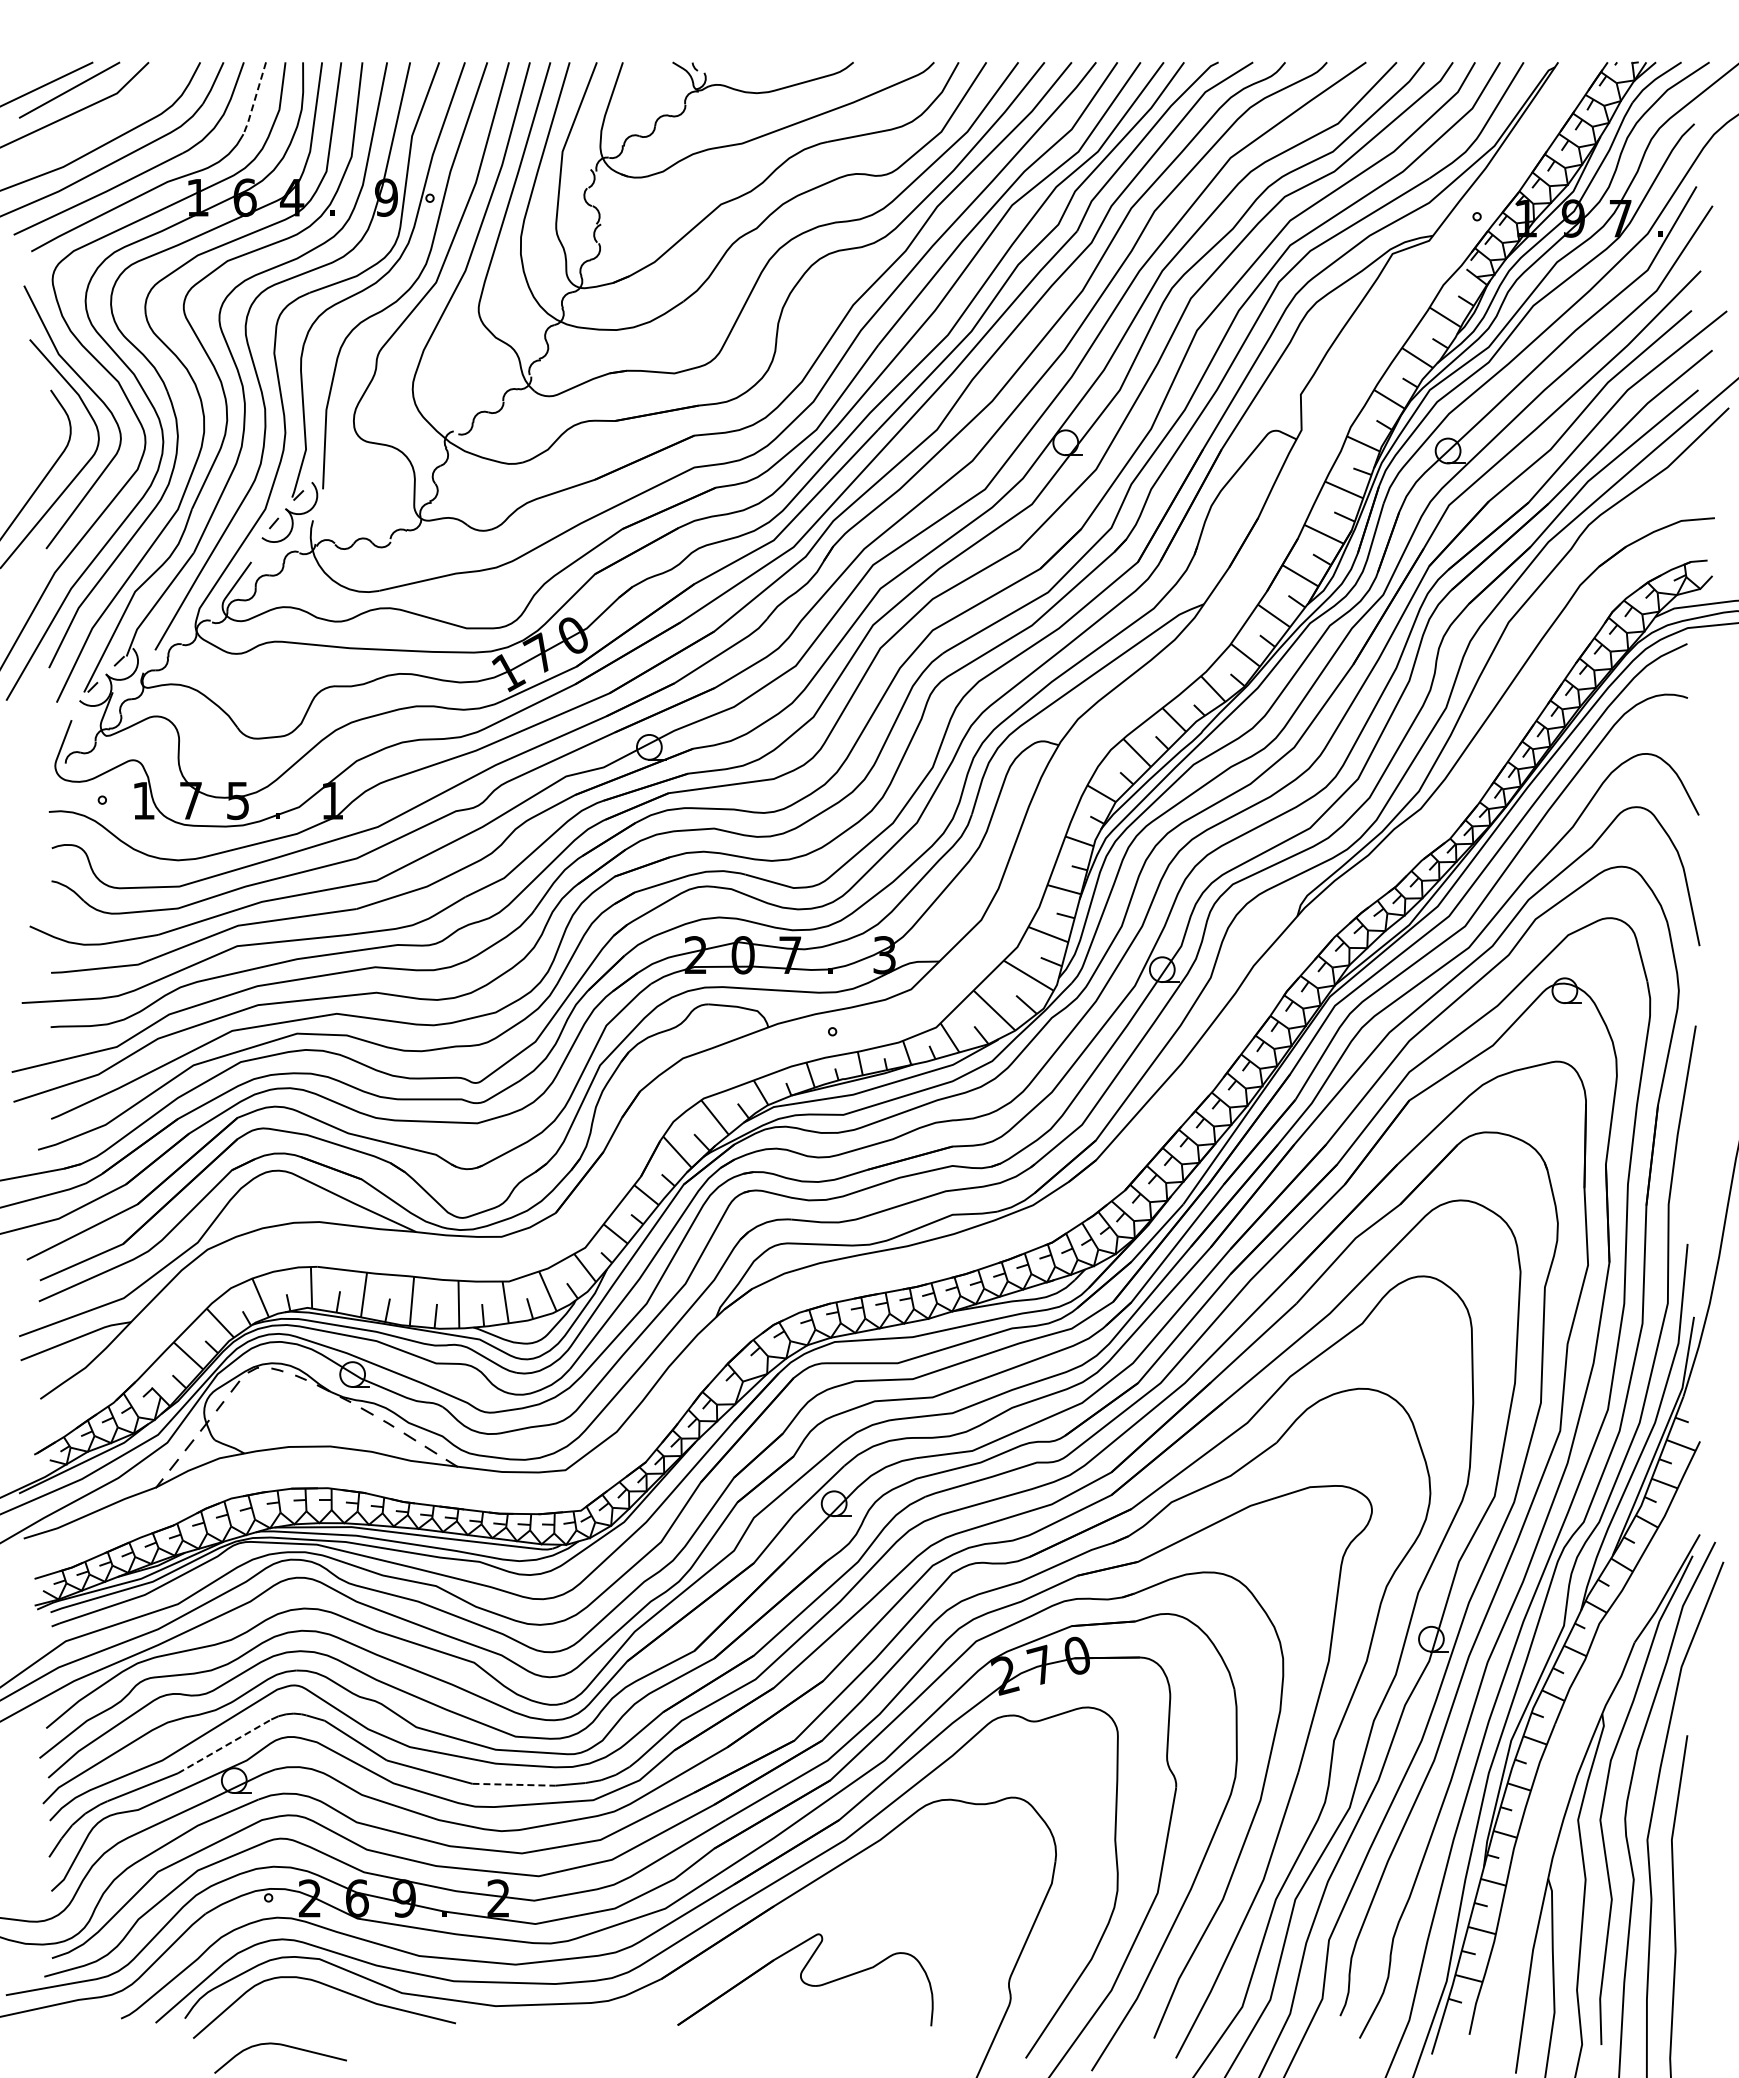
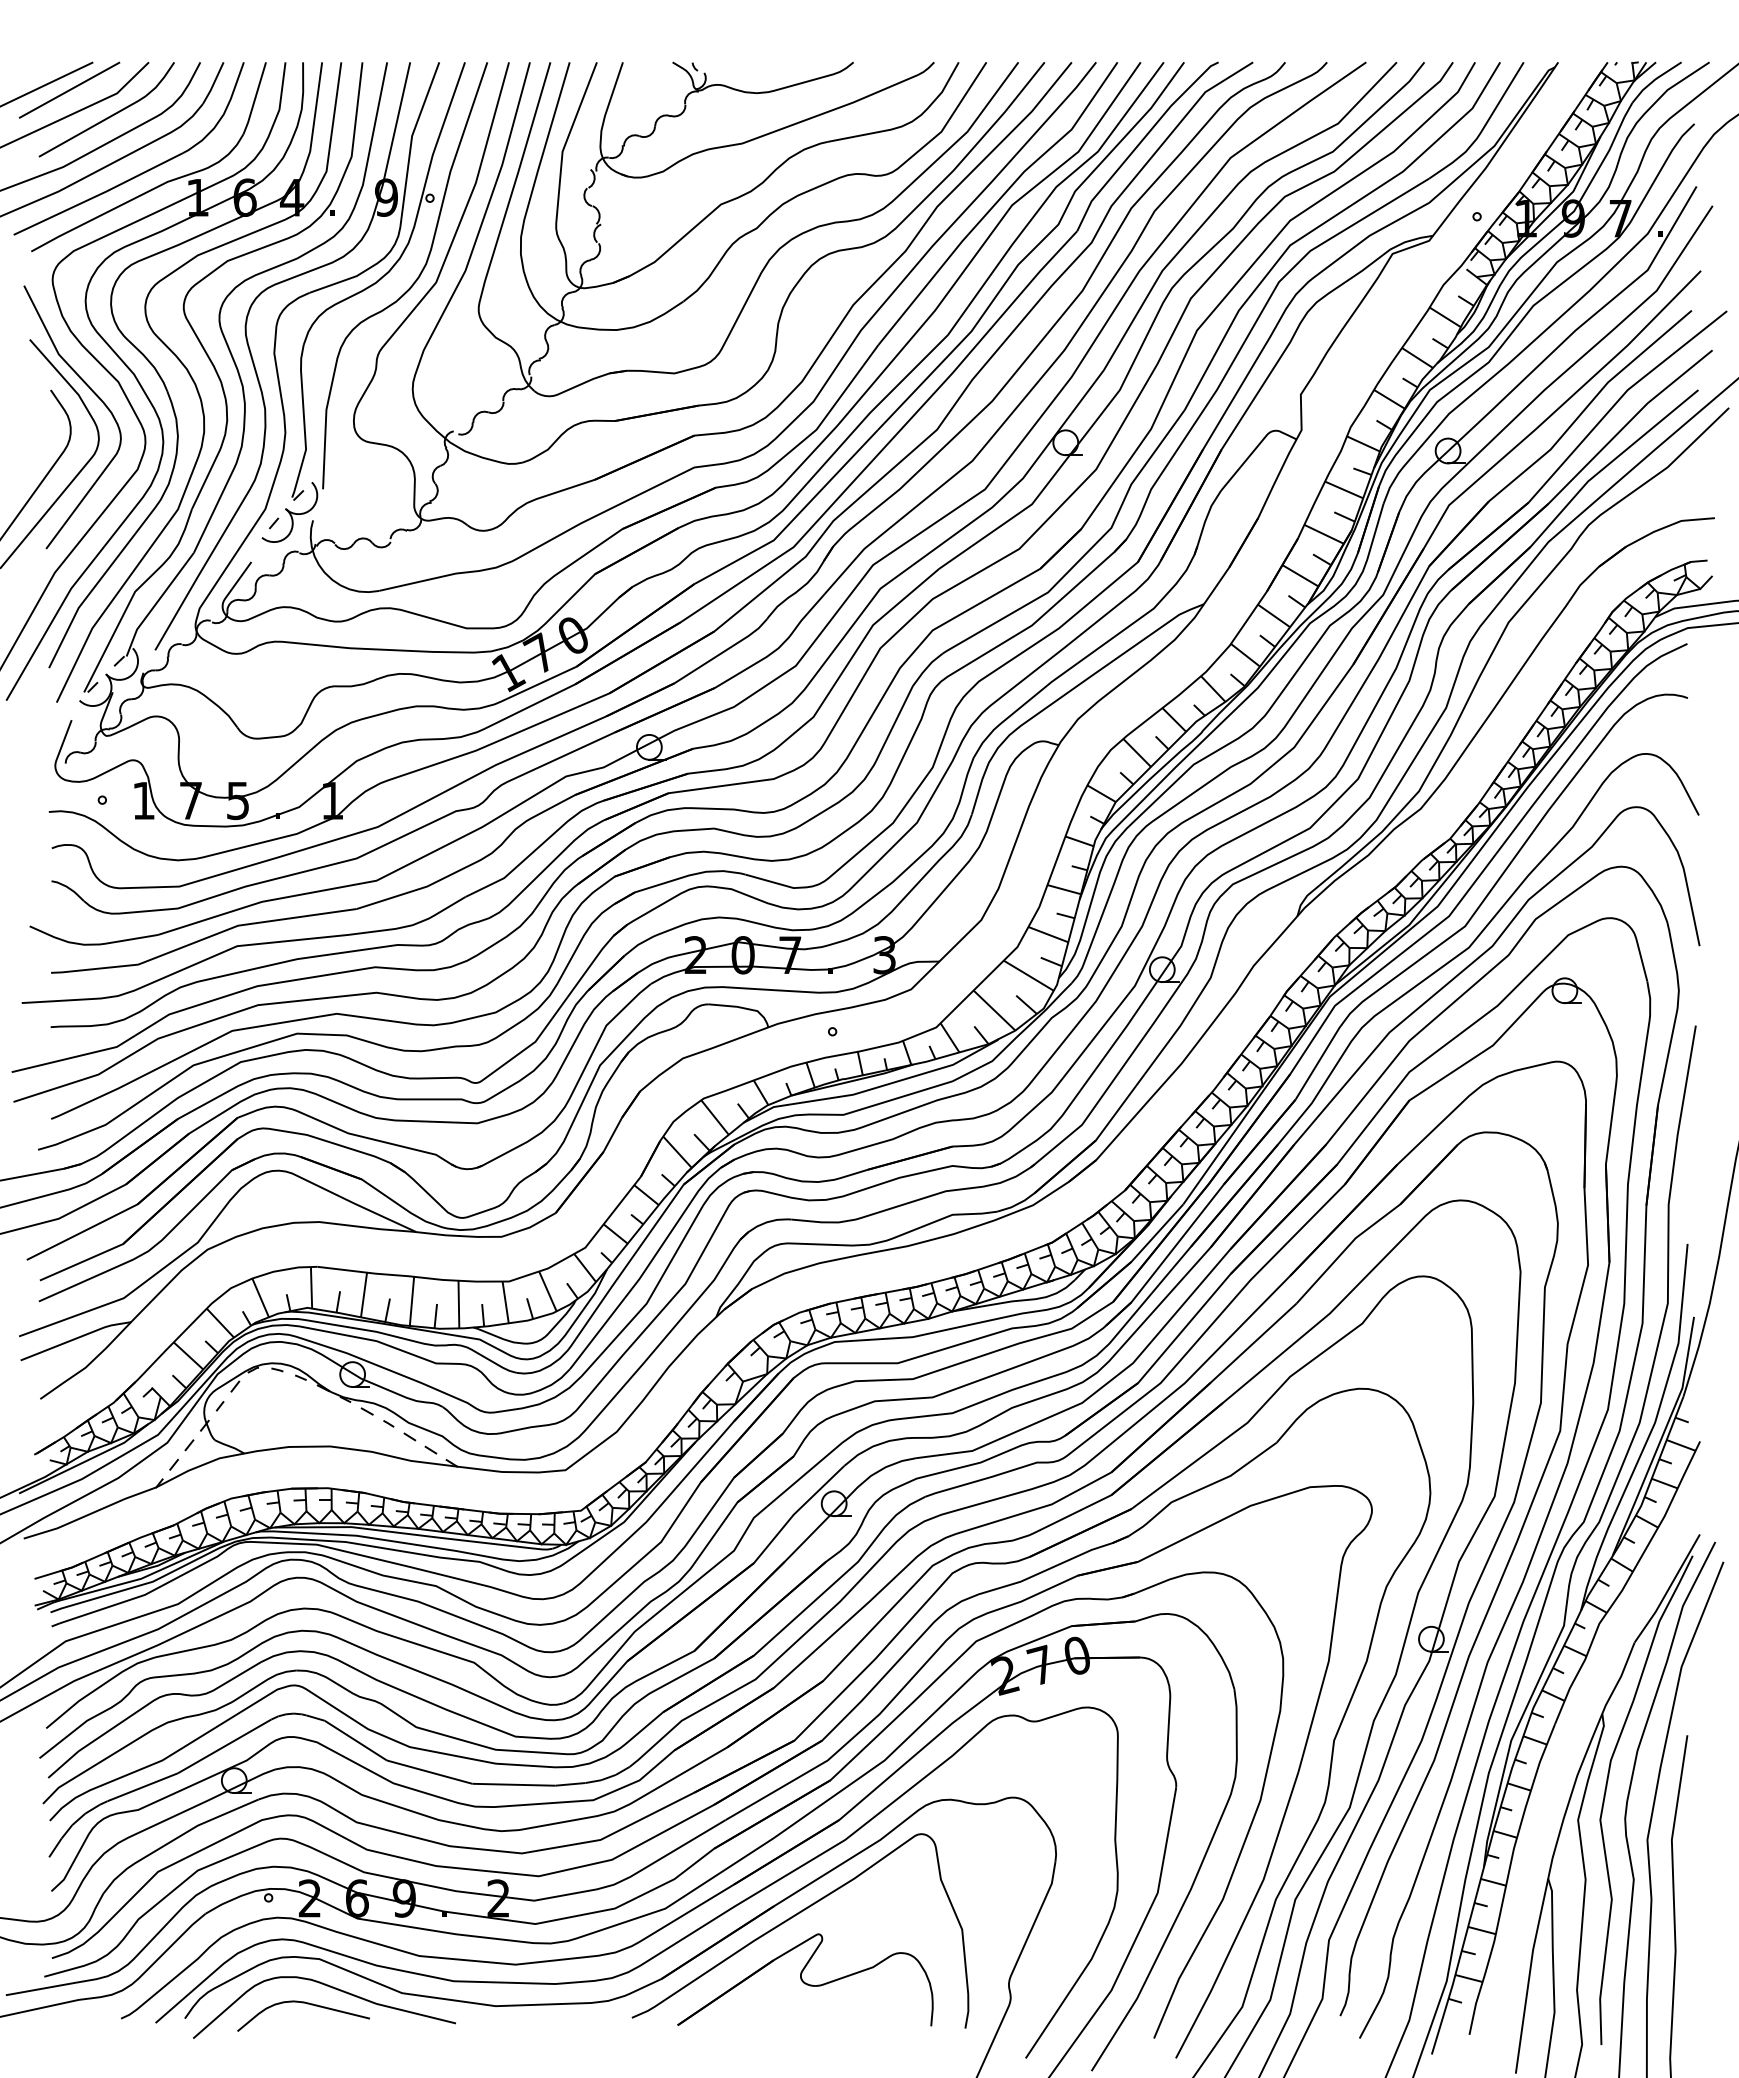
line: dashed -> solid (254, 99)
curve: none -> present (110, 115)
line: dashed -> solid (224, 1746)
line: dashed -> solid (514, 1784)
curve: none -> present (792, 1918)
curve position: (284, 2046) -> (307, 2004) (307, 2004)
